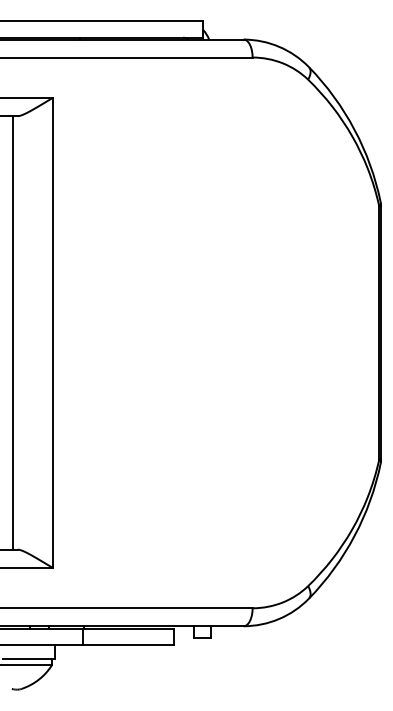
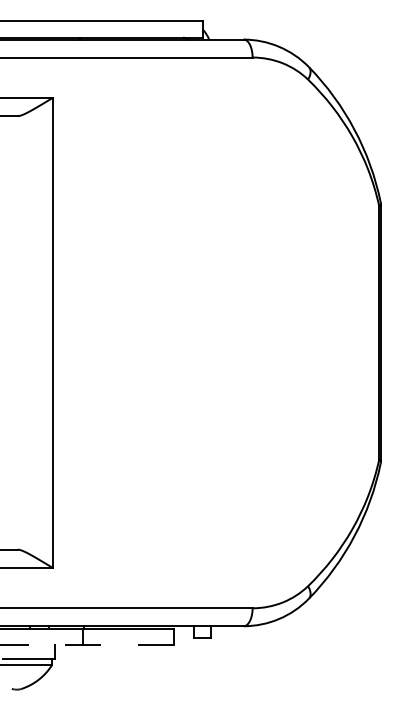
line: present -> none (13, 332)
line: solid -> dashed (87, 645)
